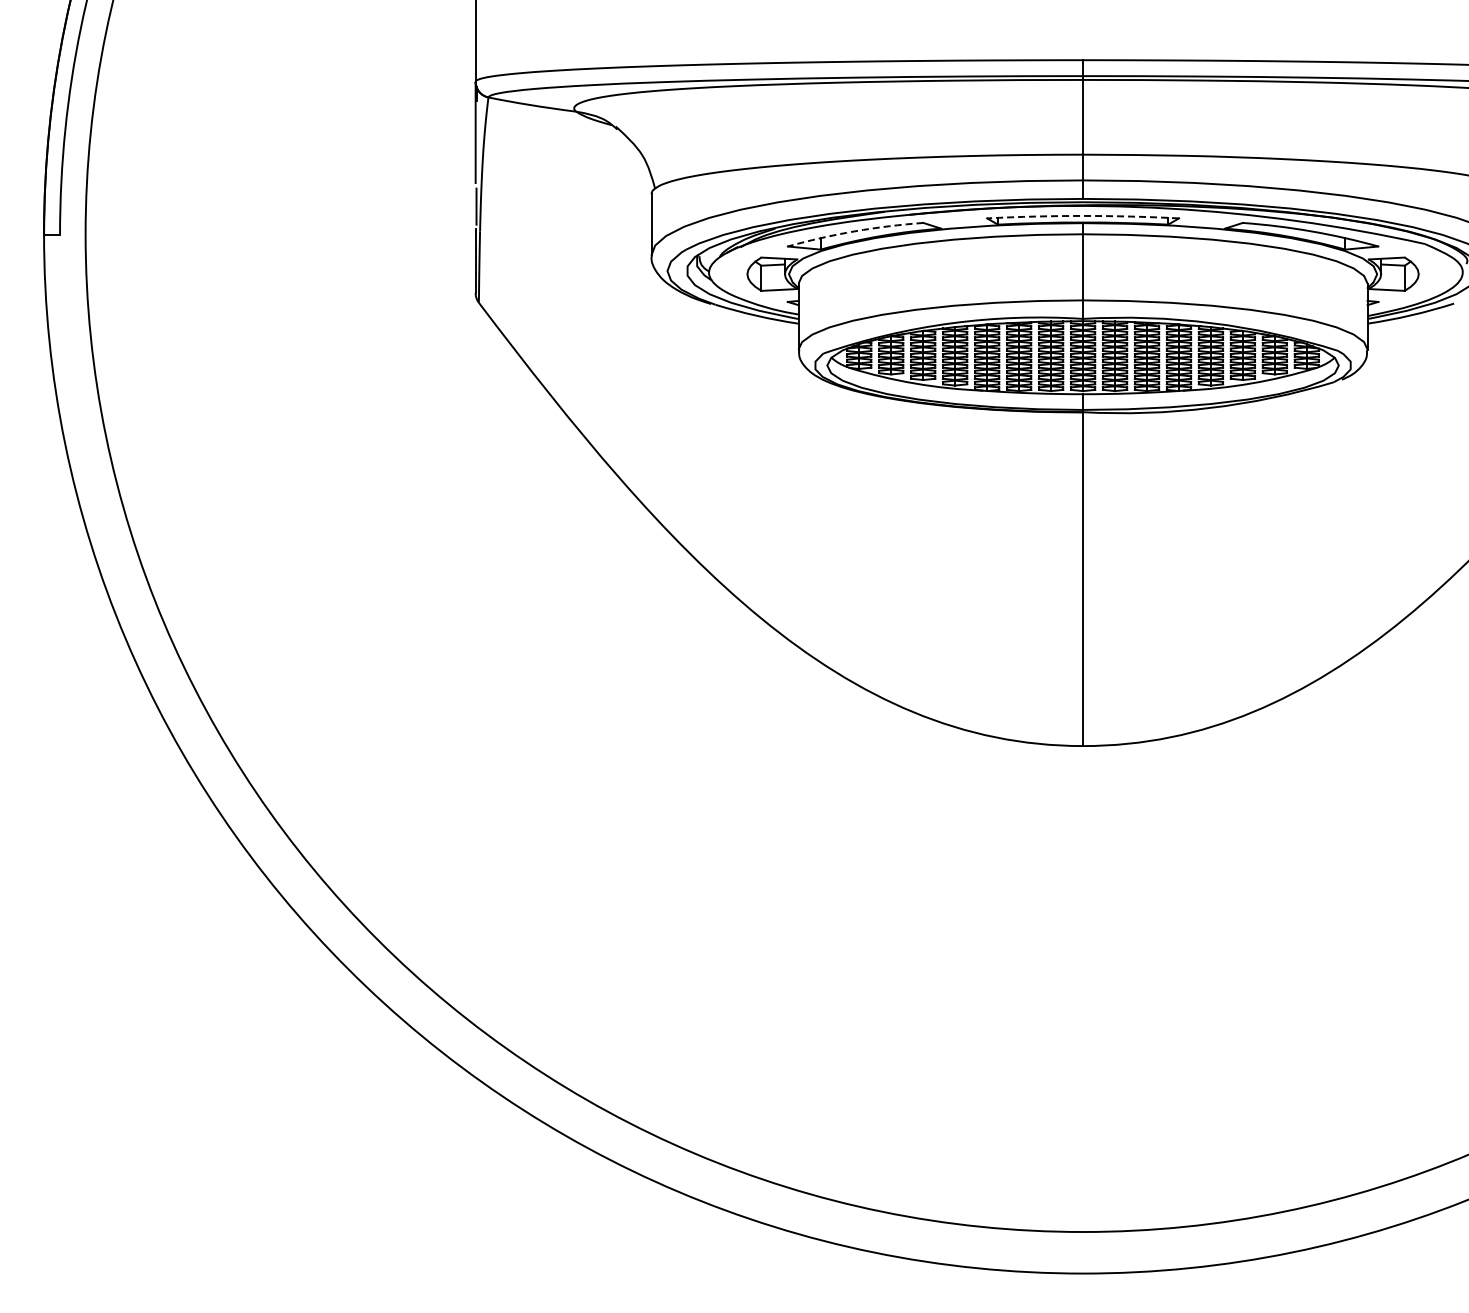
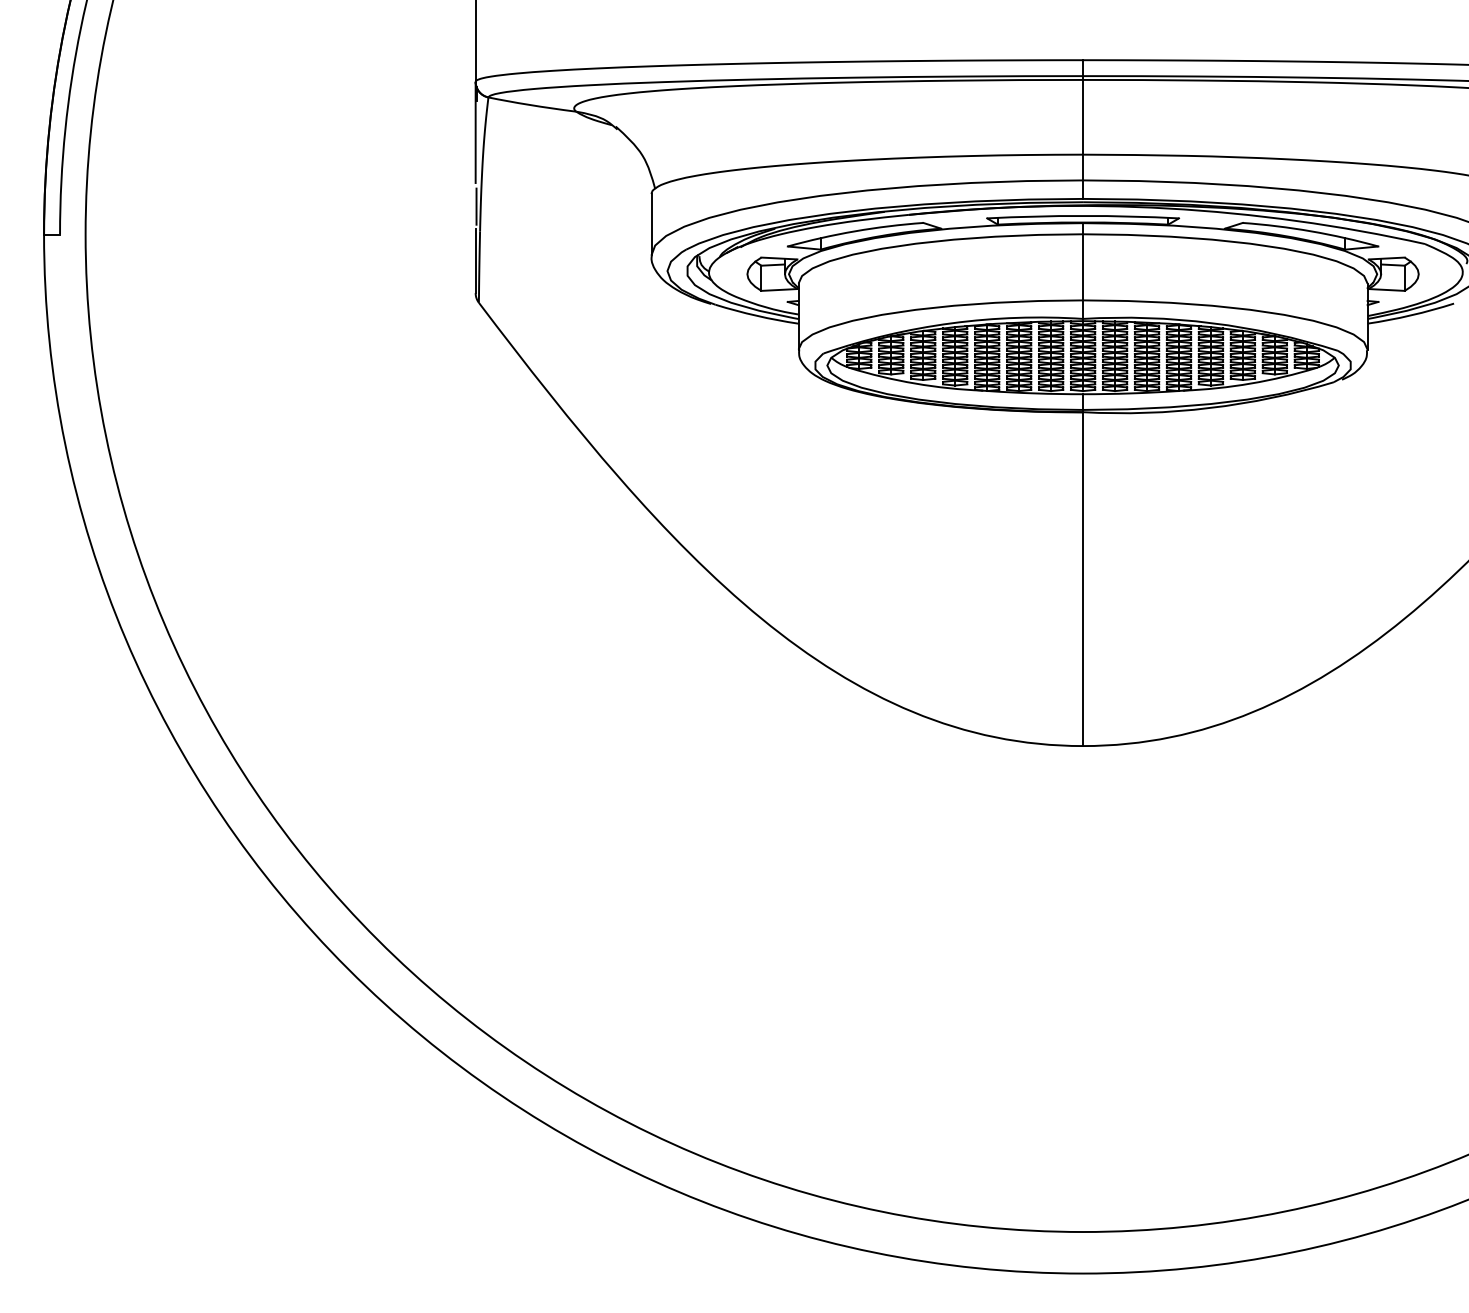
arc: dashed -> solid (1083, 215)
arc: dashed -> solid (855, 231)
